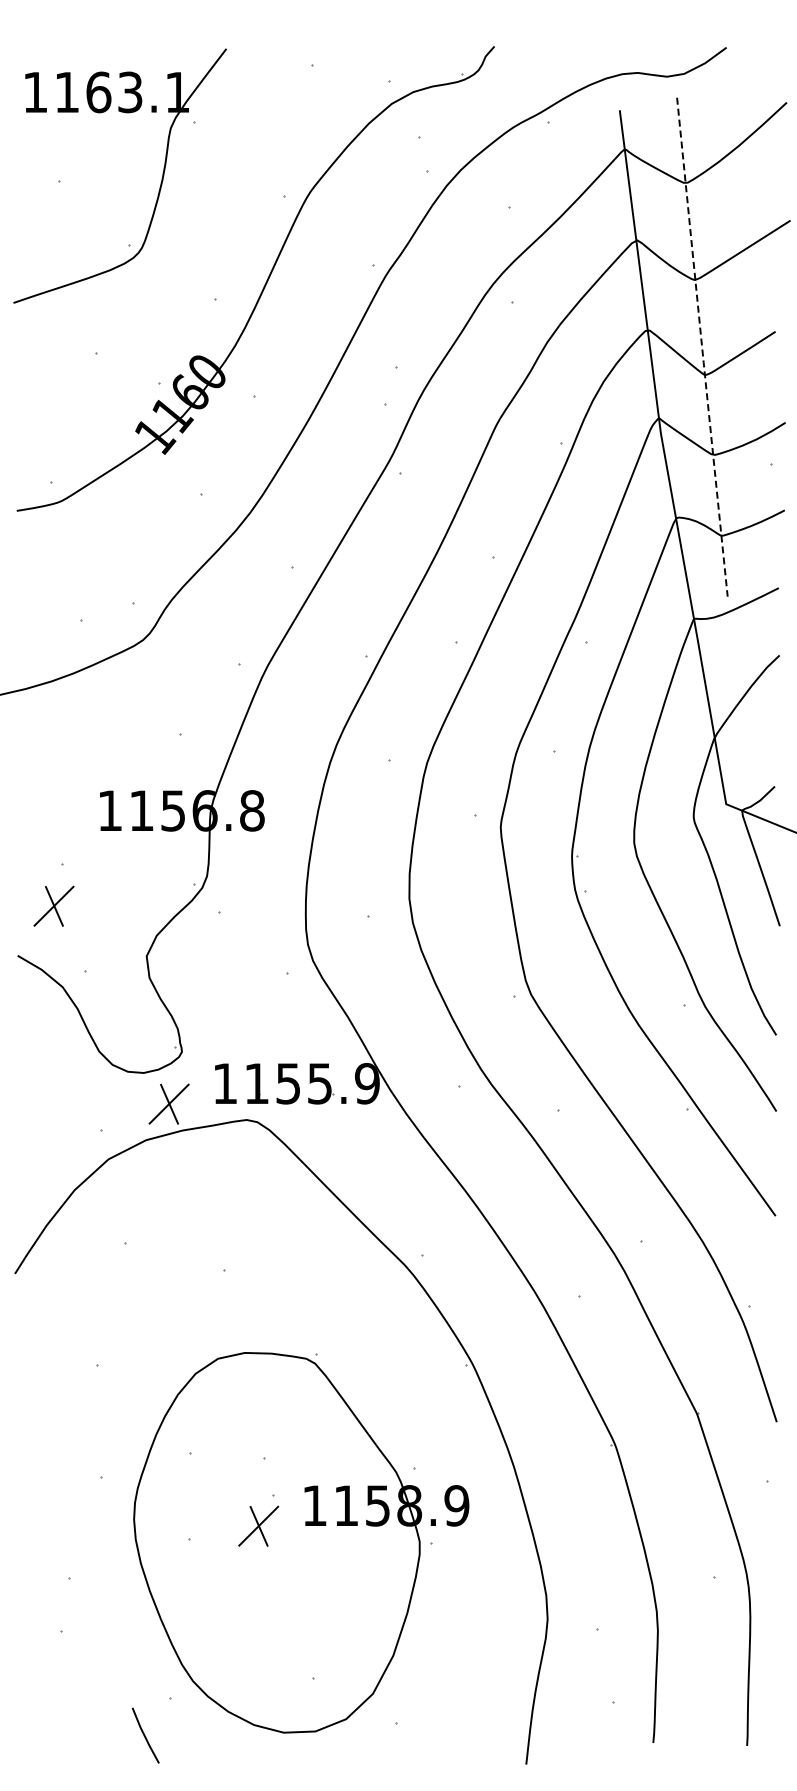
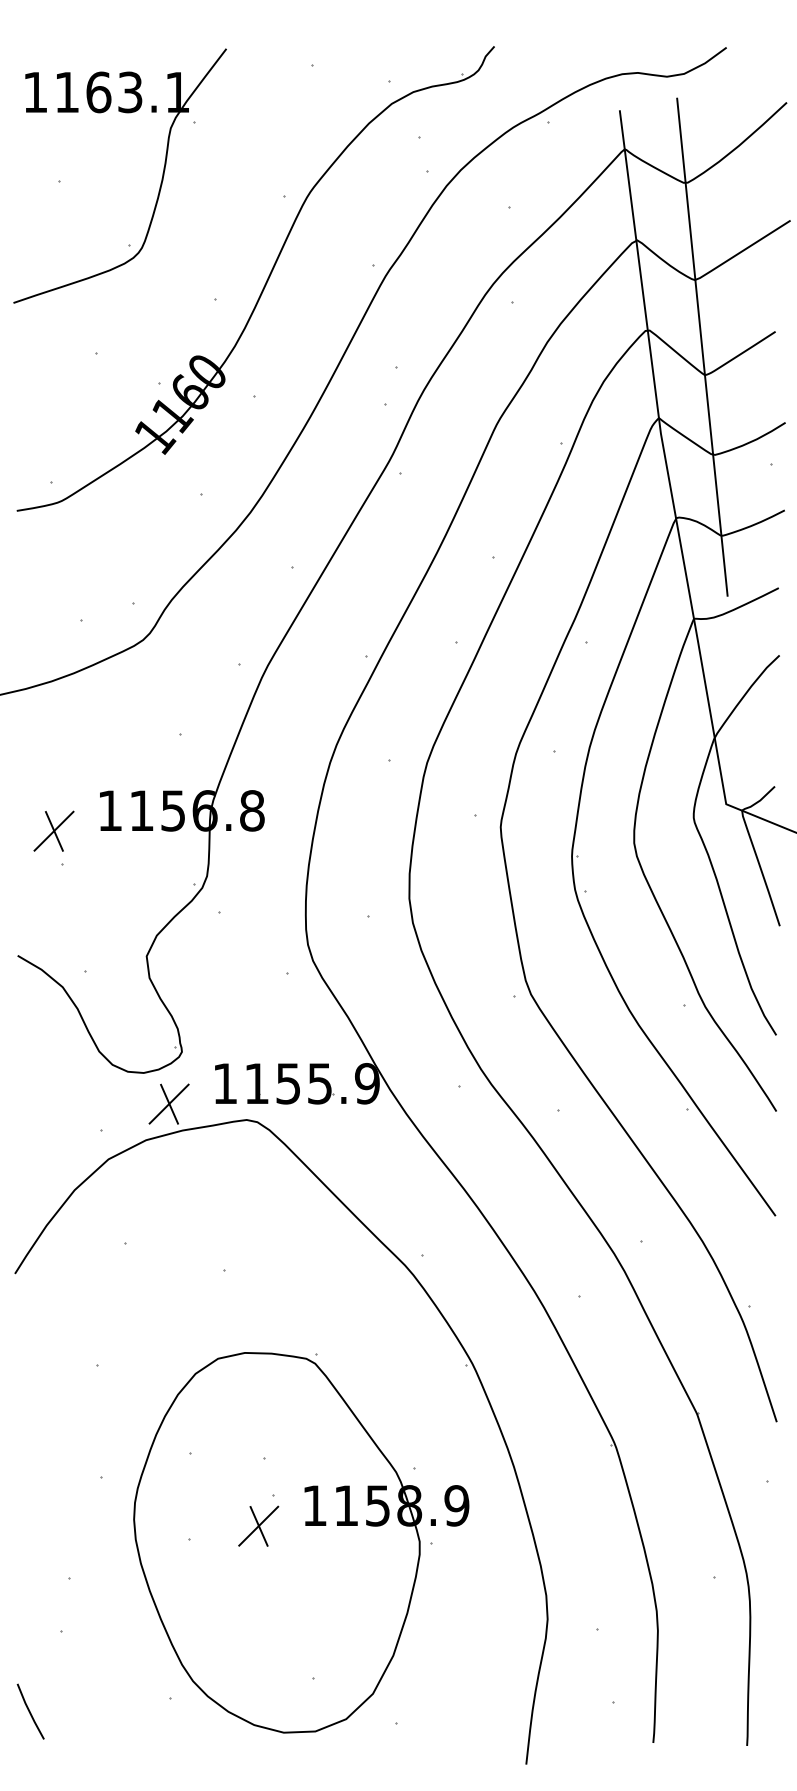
line: dashed -> solid (702, 347)
part position: (53, 905) -> (53, 830) (53, 830)
line position: (145, 1735) -> (30, 1711) (30, 1711)
